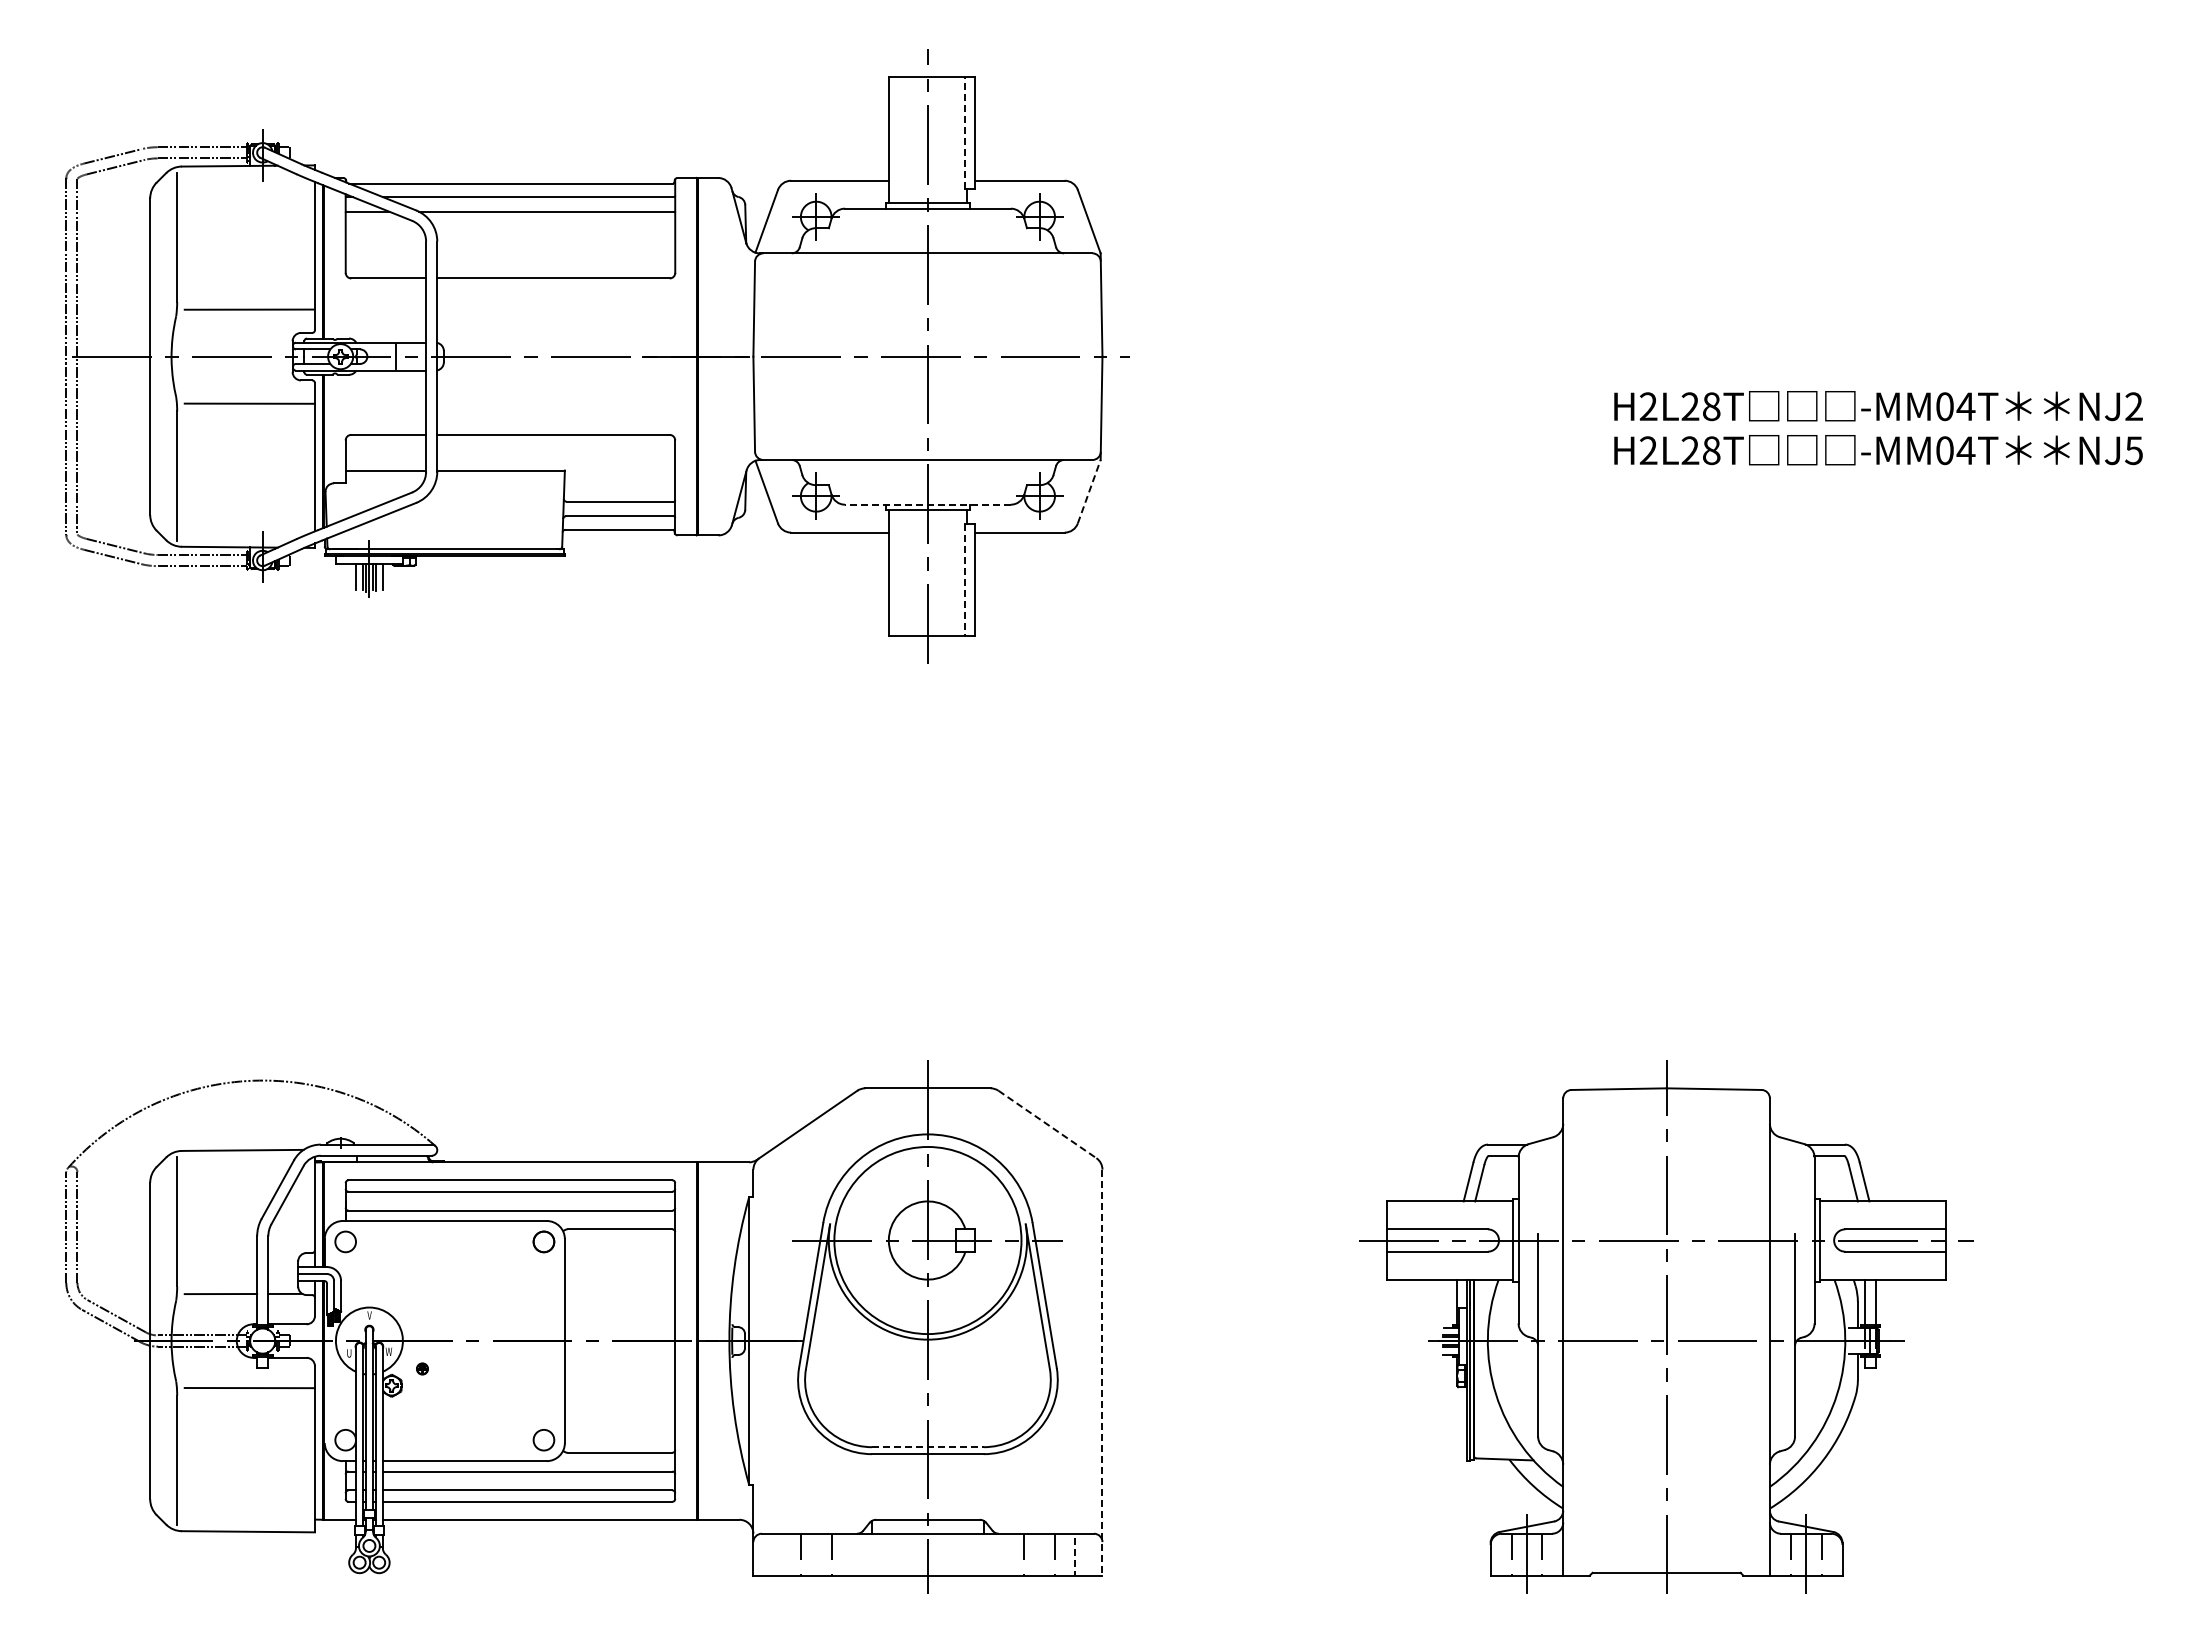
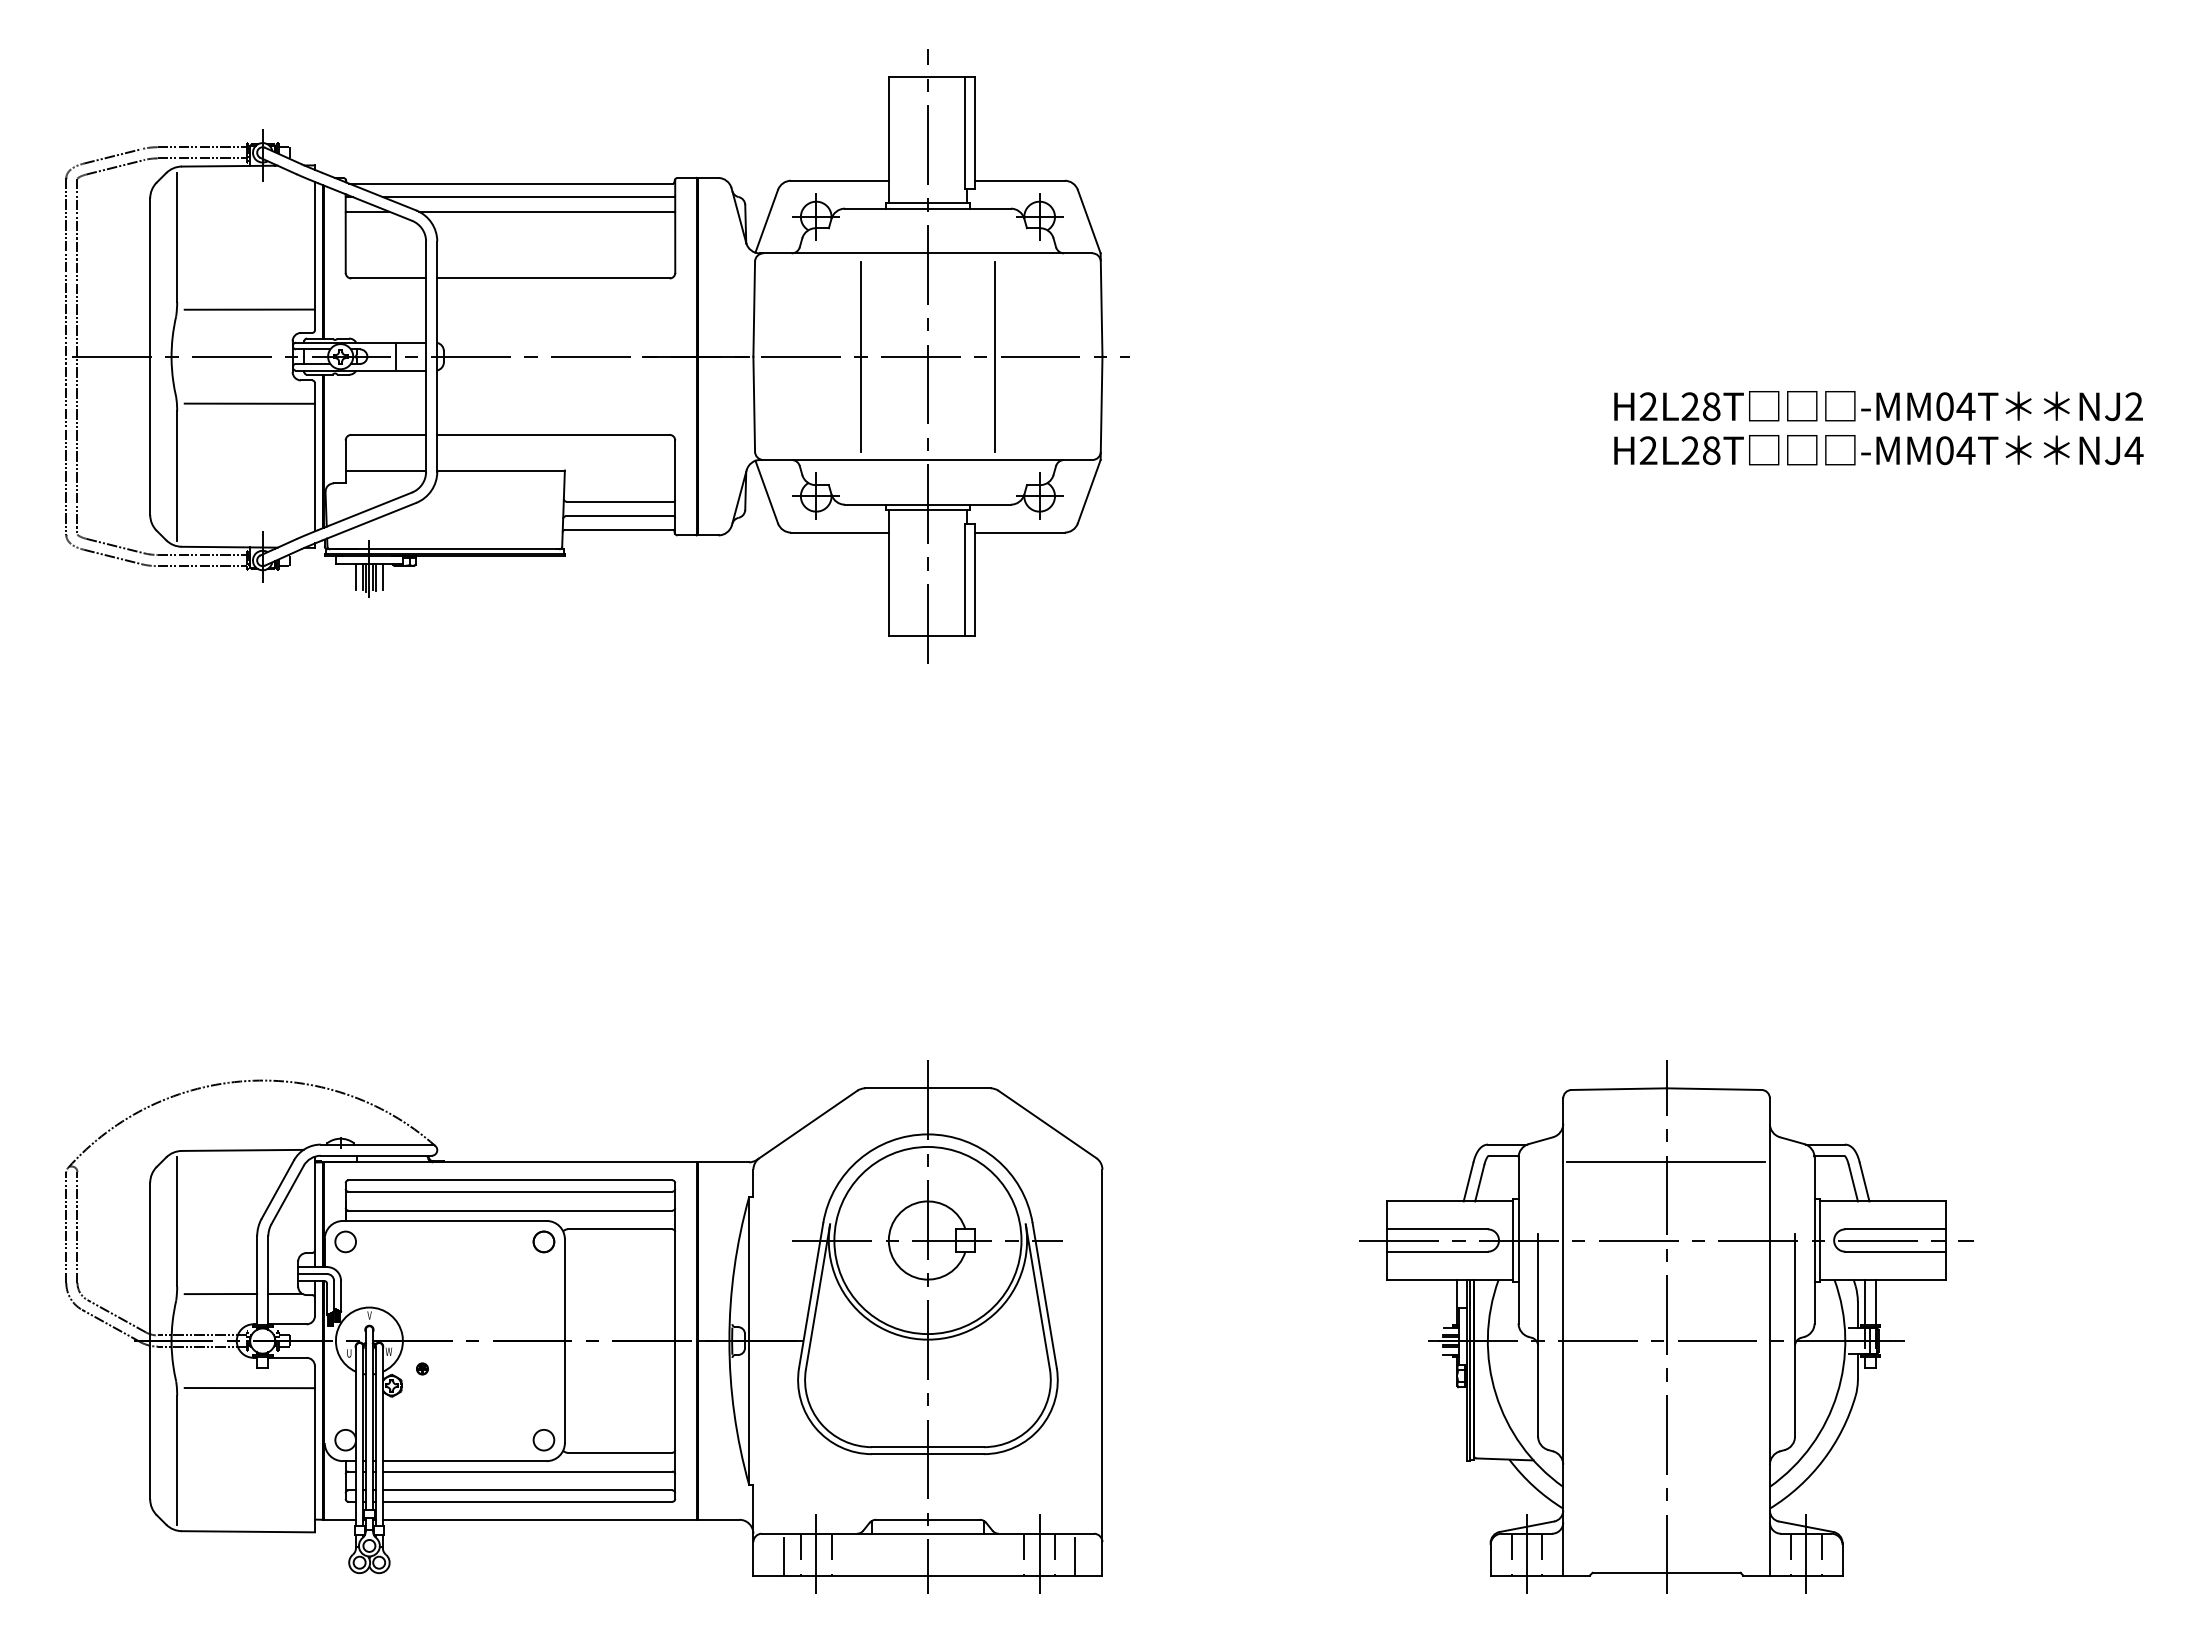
line: dashed -> solid (965, 133)
line: none -> present (860, 356)
line: none -> present (994, 356)
text: NJ5 -> NJ4 (2133, 450)
line: dashed -> solid (1089, 491)
line: dashed -> solid (927, 504)
line: dashed -> solid (965, 580)
line: dashed -> solid (1047, 1124)
line: none -> present (1666, 1162)
line: dashed -> solid (1102, 1372)
line: dashed -> solid (927, 1447)
line: none -> present (816, 1554)
line: none -> present (1039, 1554)
line: none -> present (784, 1556)
line: dashed -> solid (1074, 1556)
